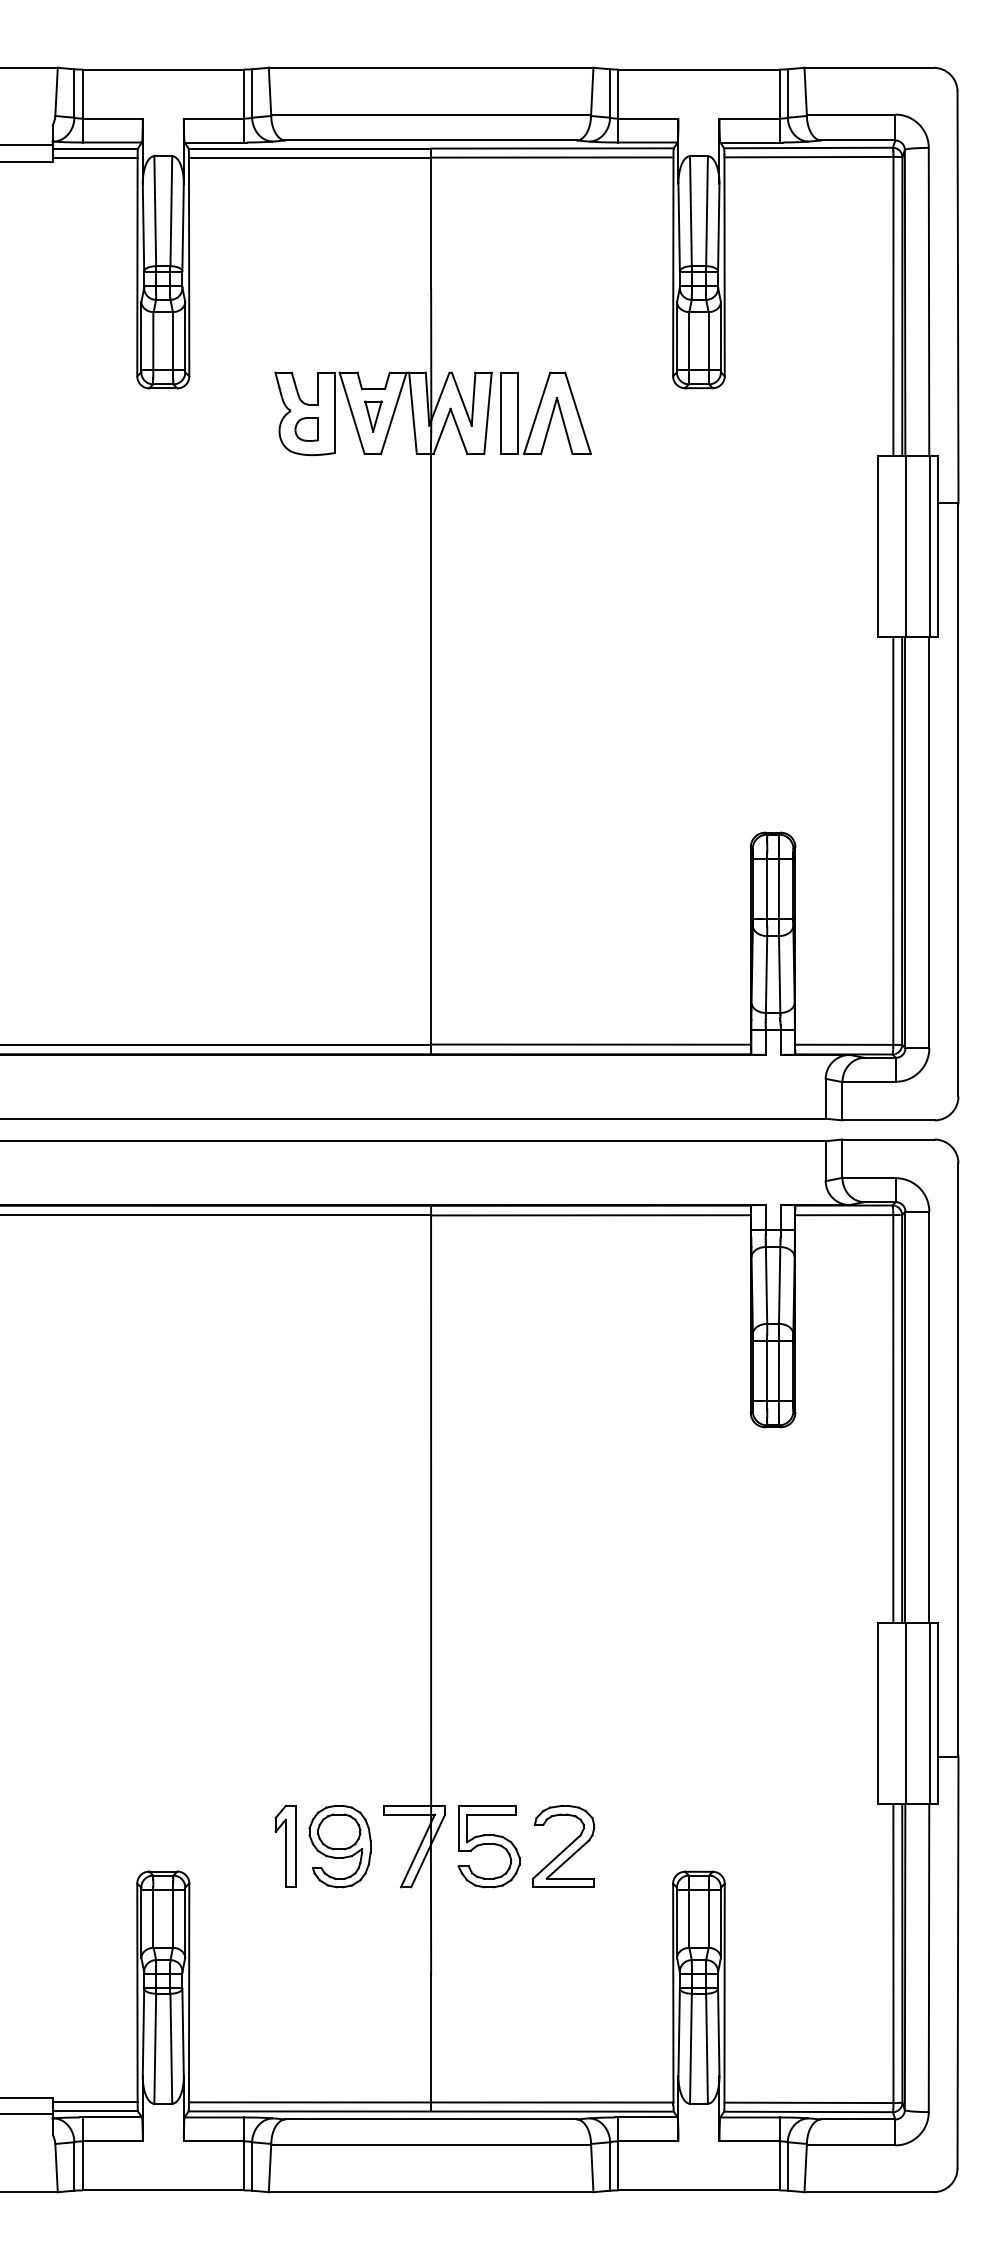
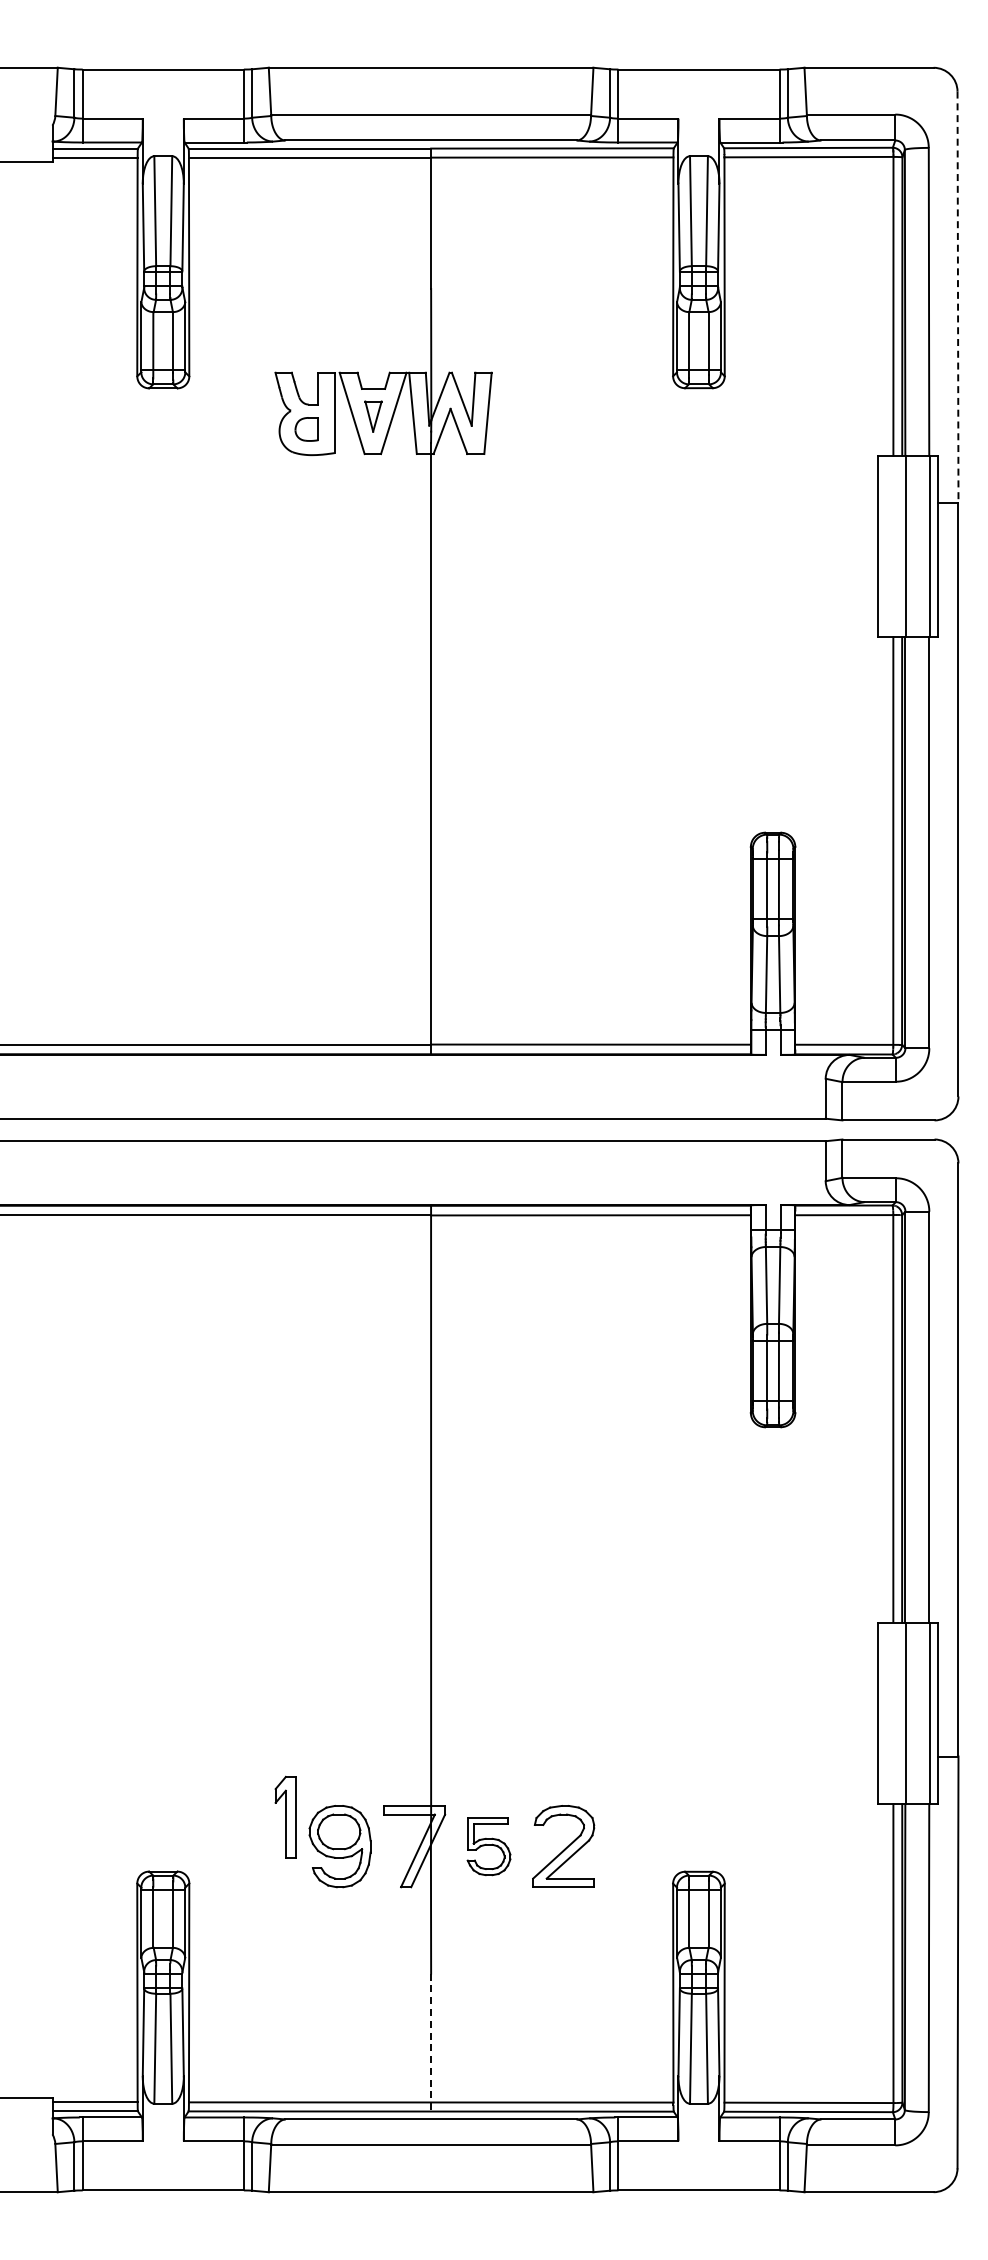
line: present -> none (27, 145)
line: solid -> dashed (958, 297)
part: present -> none (545, 413)
part position: (285, 1845) -> (285, 1816) (285, 1816)
part size: 64x84 px -> 46x60 px (488, 1846)
line: solid -> dashed (431, 2042)
line: present -> none (27, 2114)
